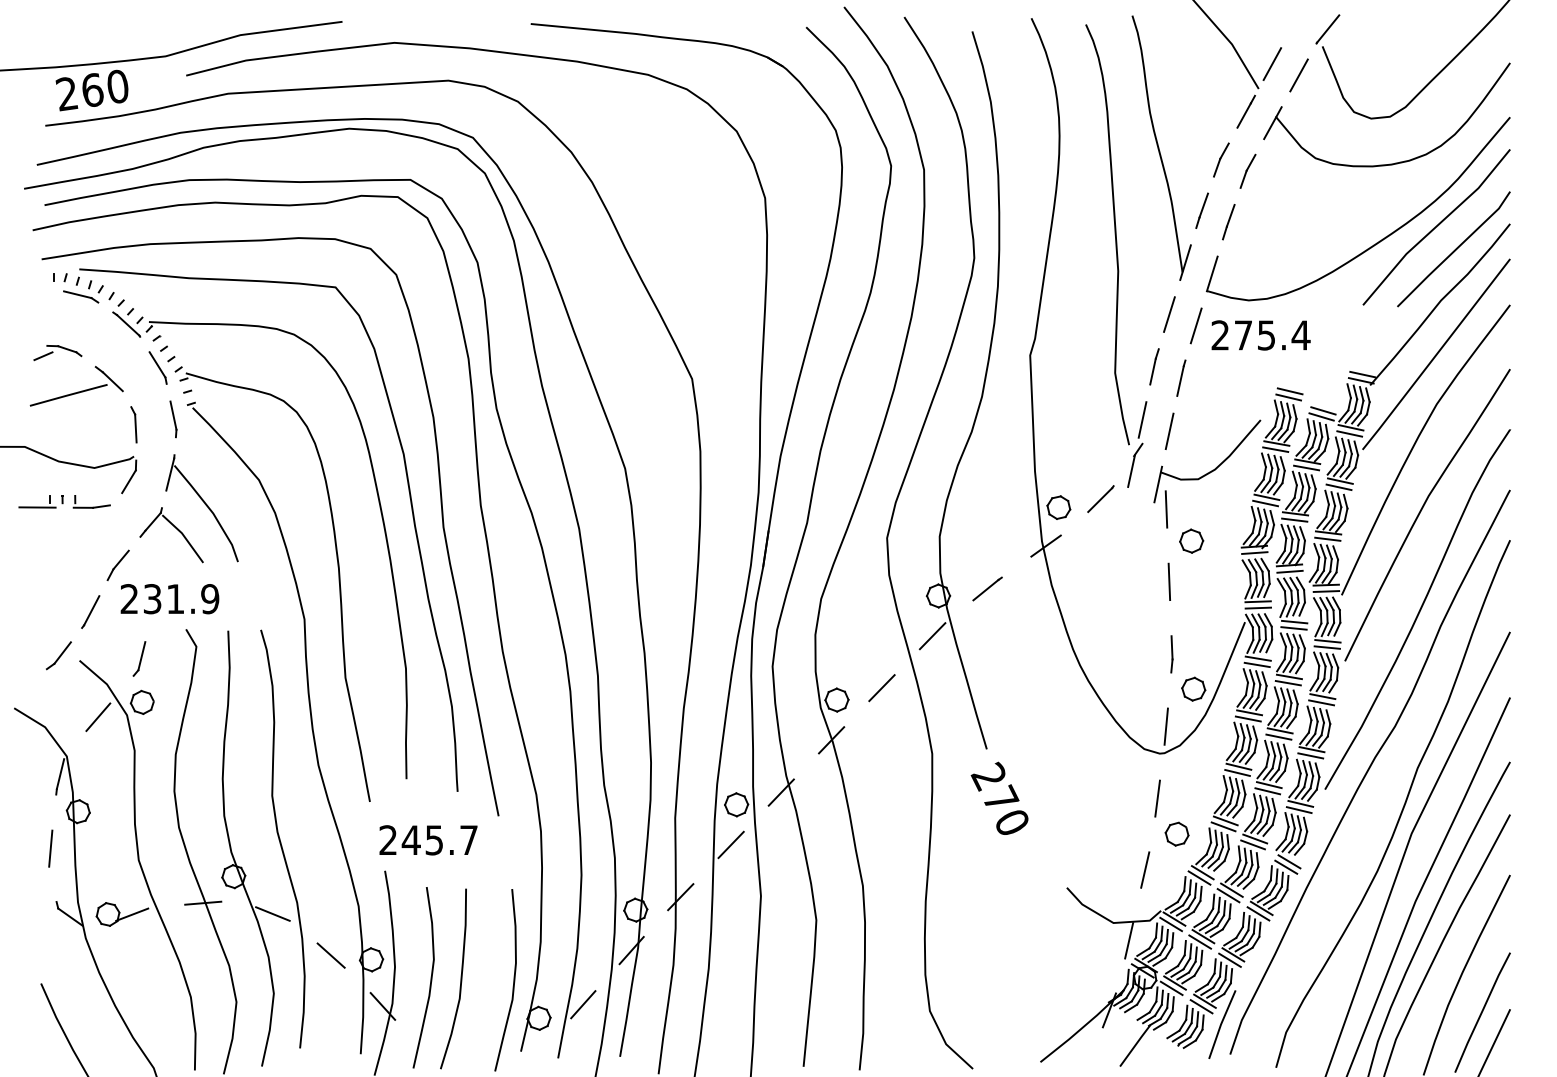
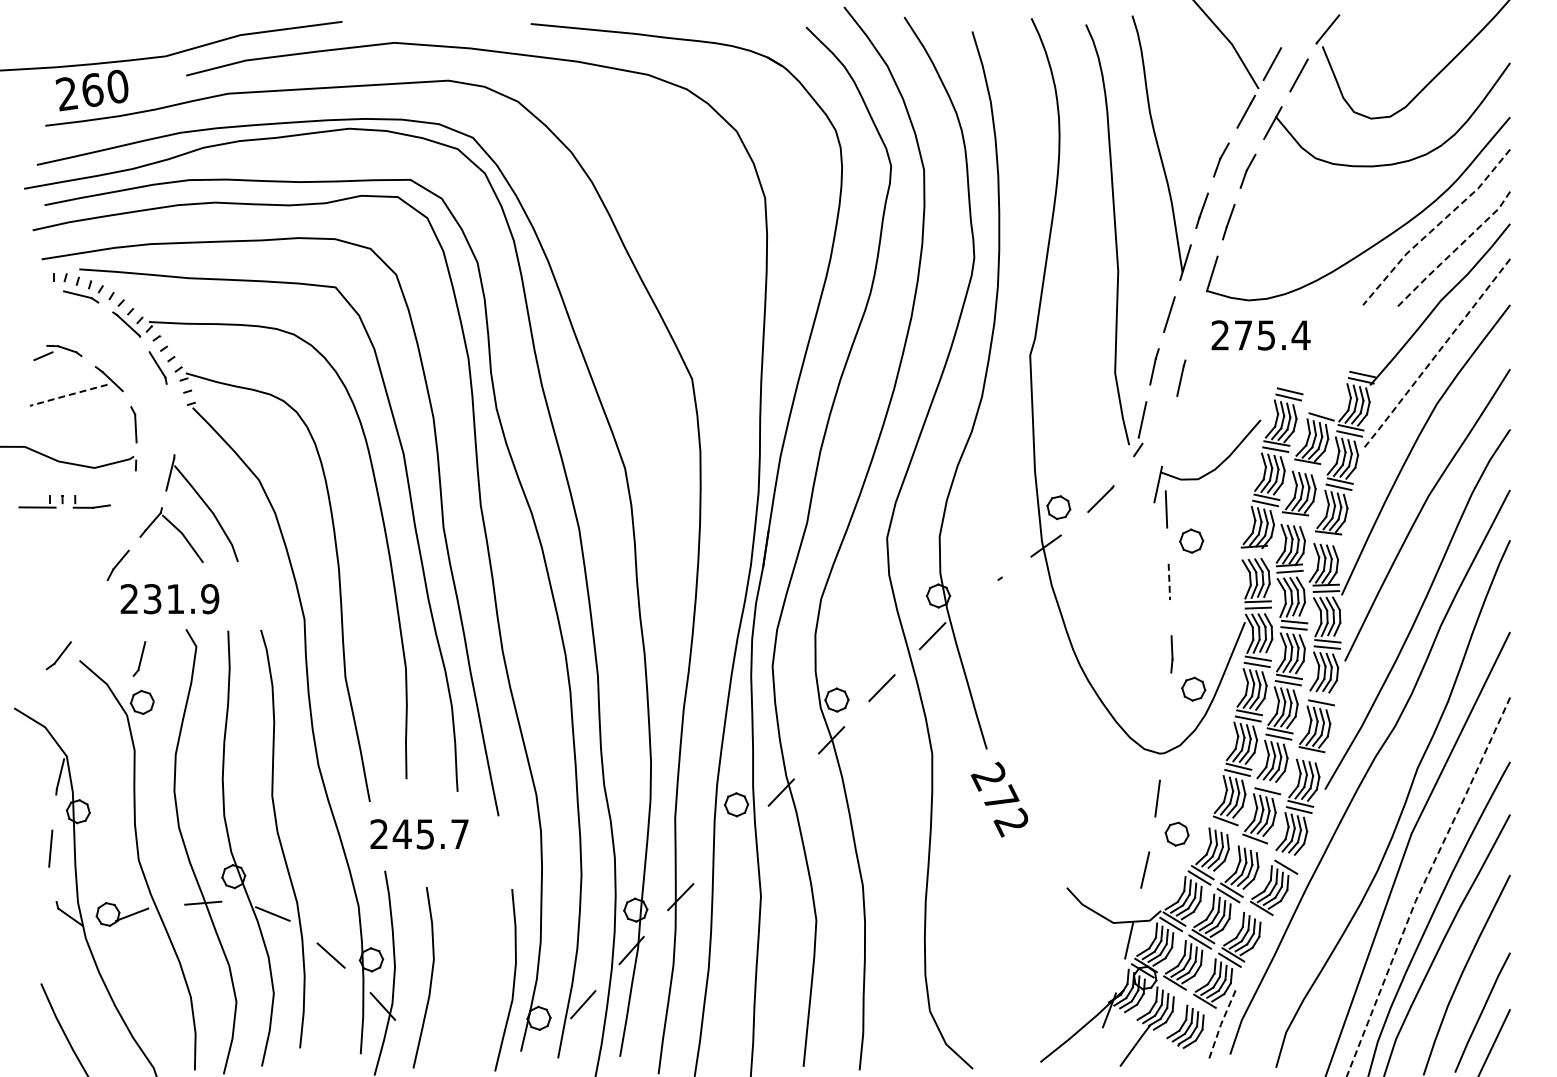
line: solid -> dashed (1435, 227)
line: solid -> dashed (1454, 250)
line: present -> none (1195, 325)
line: solid -> dashed (1436, 354)
line: solid -> dashed (69, 395)
line: present -> none (1323, 410)
part: present -> none (173, 419)
line: present -> none (1169, 431)
line: present -> none (1306, 467)
line: present -> none (1131, 470)
line: present -> none (128, 481)
line: present -> none (1294, 519)
line: present -> none (1327, 538)
line: present -> none (1254, 552)
line: solid -> dashed (1169, 582)
line: present -> none (985, 589)
line: present -> none (90, 611)
line: present -> none (1322, 696)
line: present -> none (98, 716)
line: present -> none (1165, 726)
line: present -> none (1310, 755)
line: present -> none (1268, 785)
text: 270 -> 272 (1010, 822)
line: present -> none (1223, 826)
text position: (428, 840) -> (419, 834) (419, 834)
line: present -> none (730, 844)
line: present -> none (1252, 844)
line: present -> none (1289, 861)
line: solid -> dashed (1423, 885)
line: present -> none (1258, 913)
curve: present -> none (460, 978)
line: present -> none (1171, 988)
line: present -> none (1201, 1006)
line: solid -> dashed (1221, 1024)
